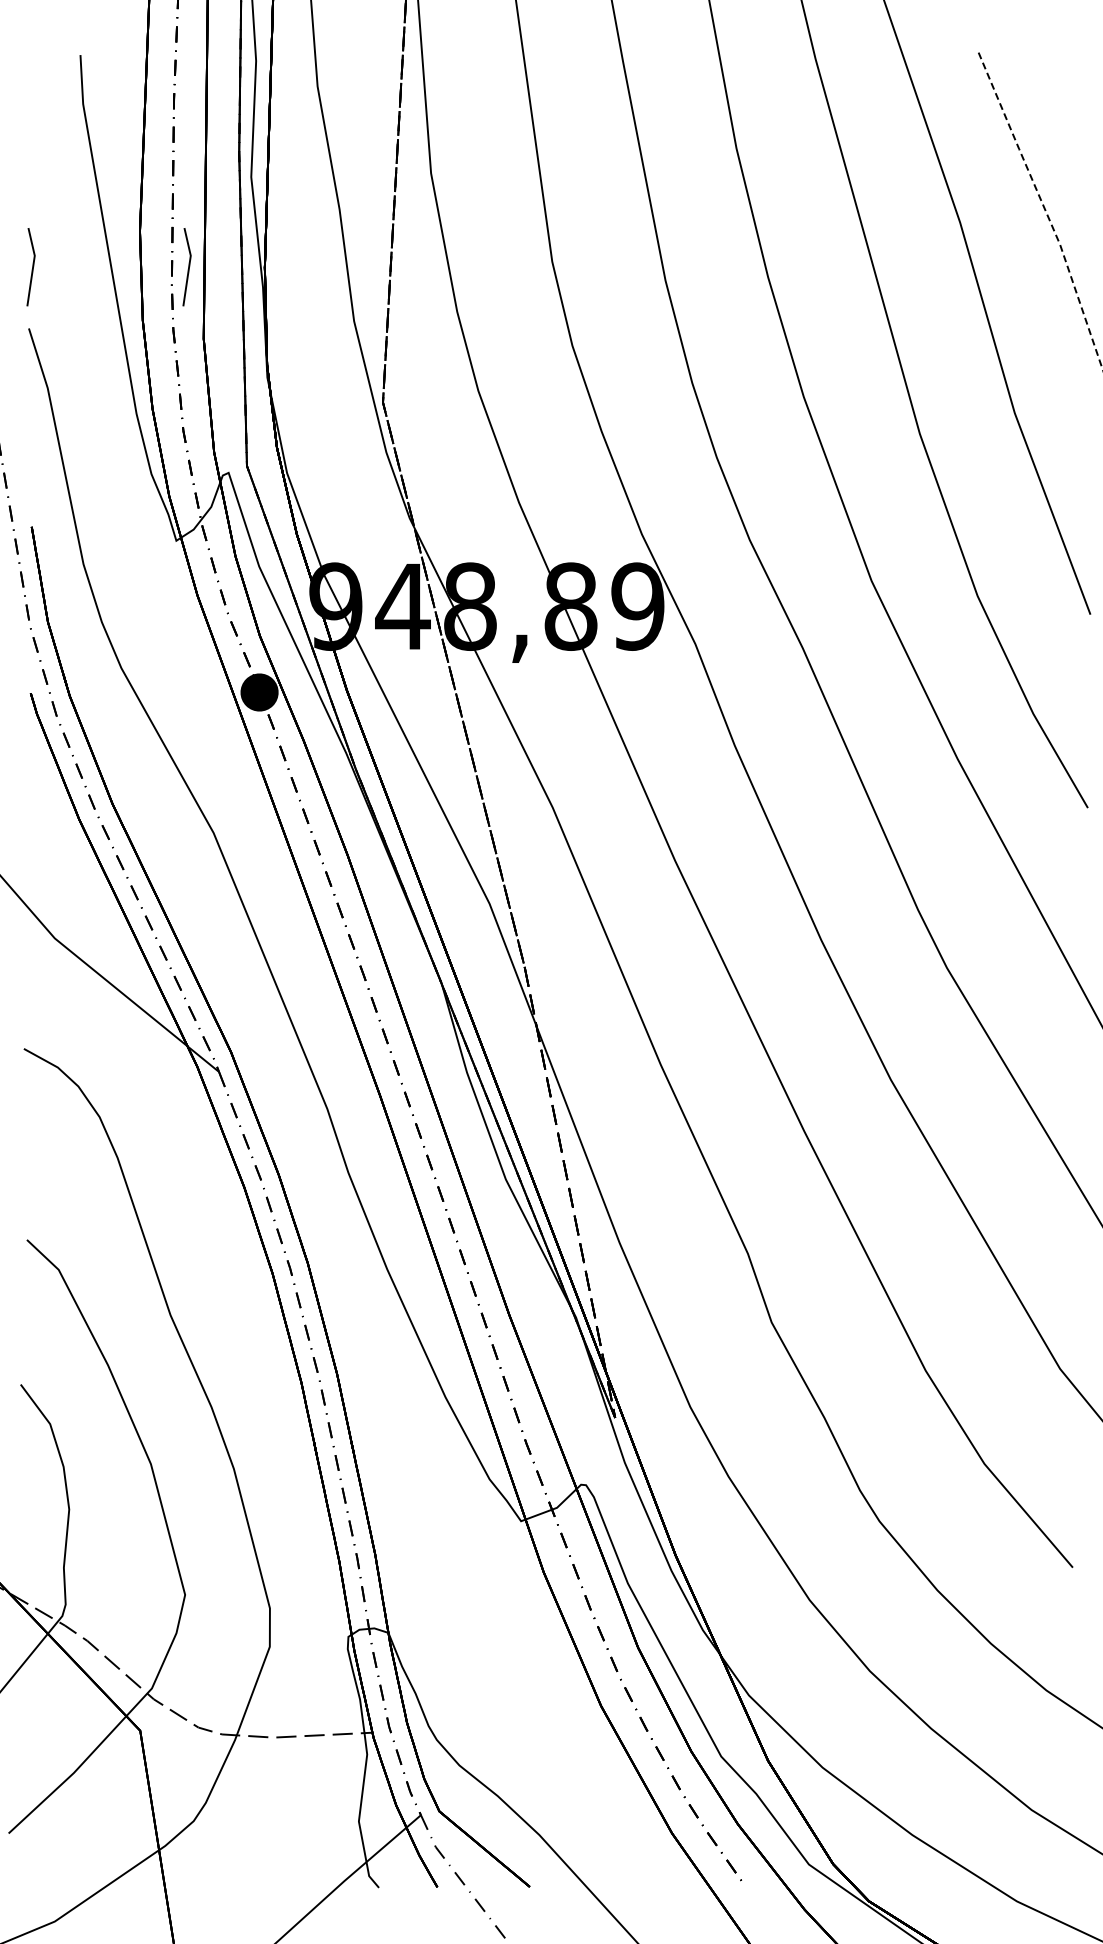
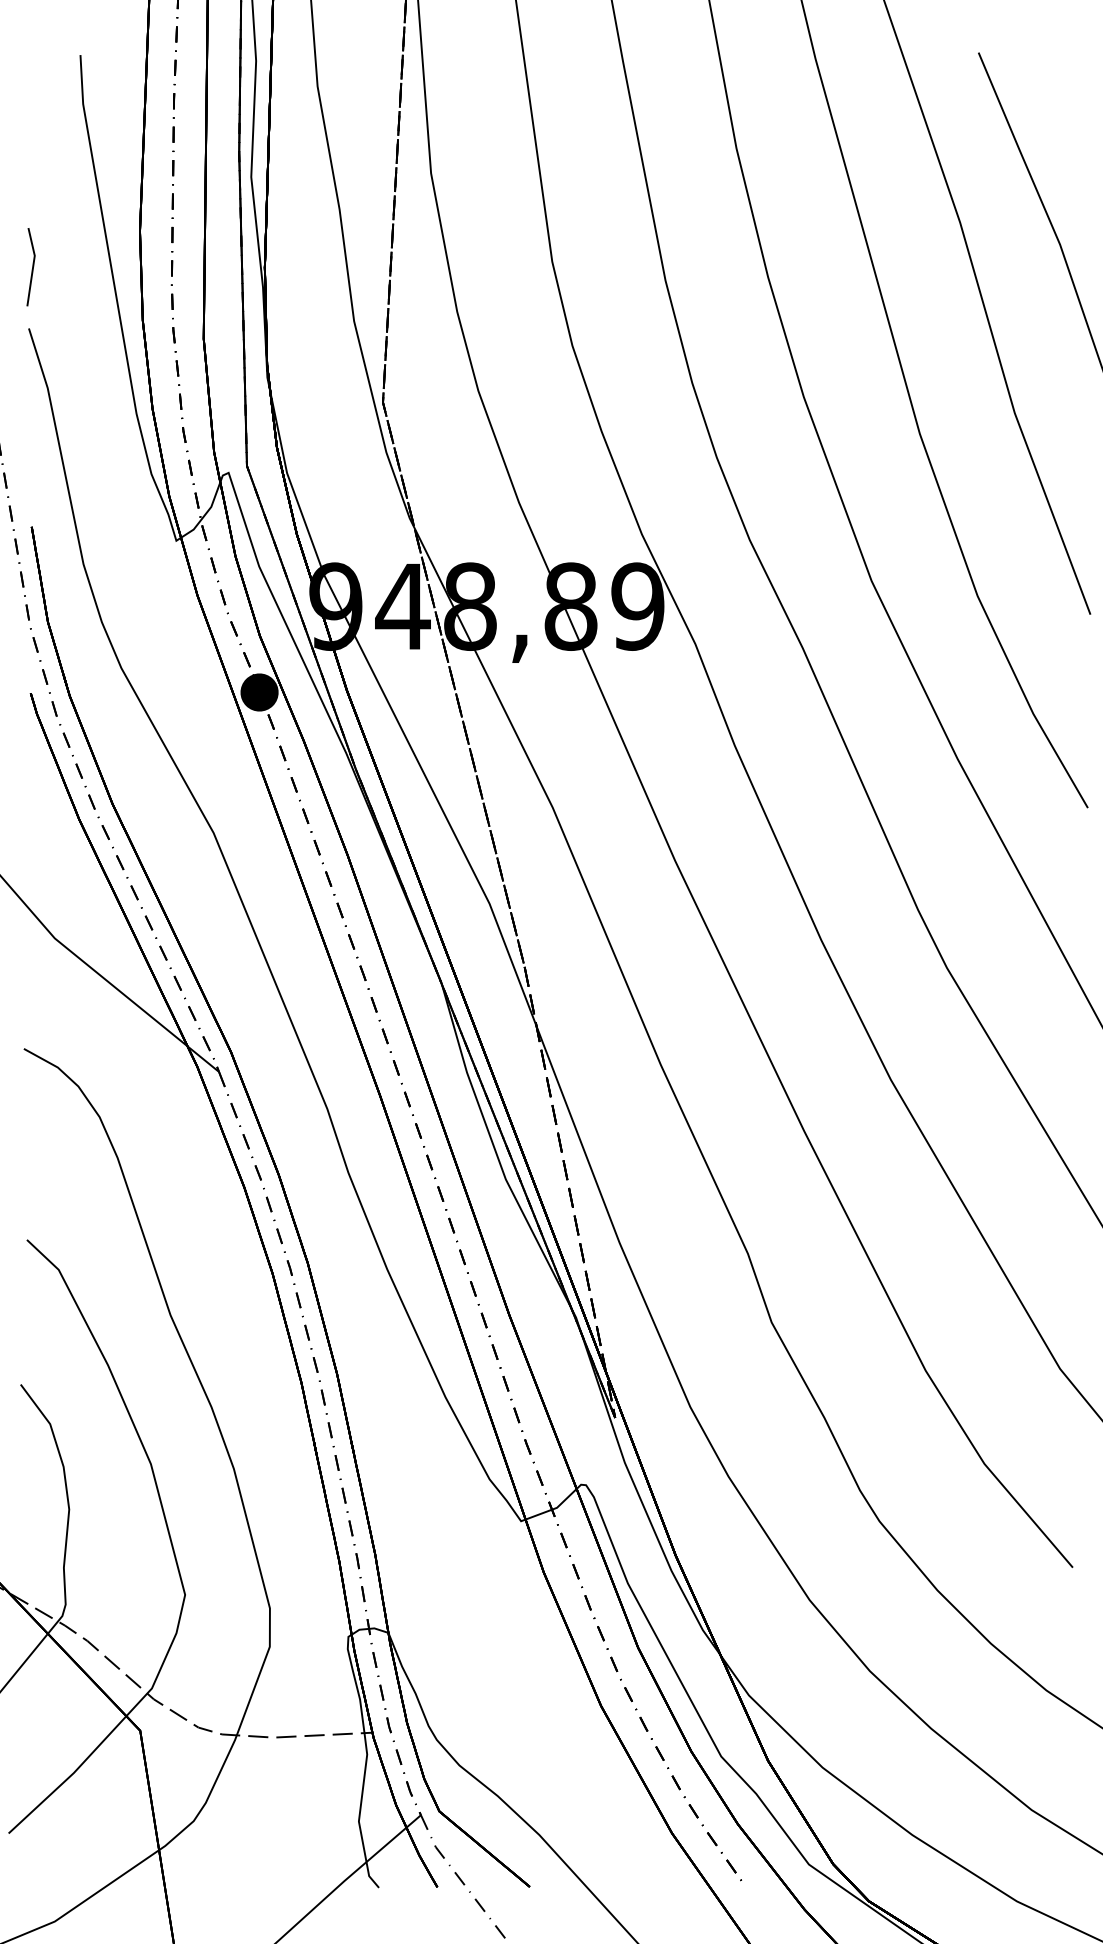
line: dashed -> solid (1045, 209)
line: present -> none (188, 267)
